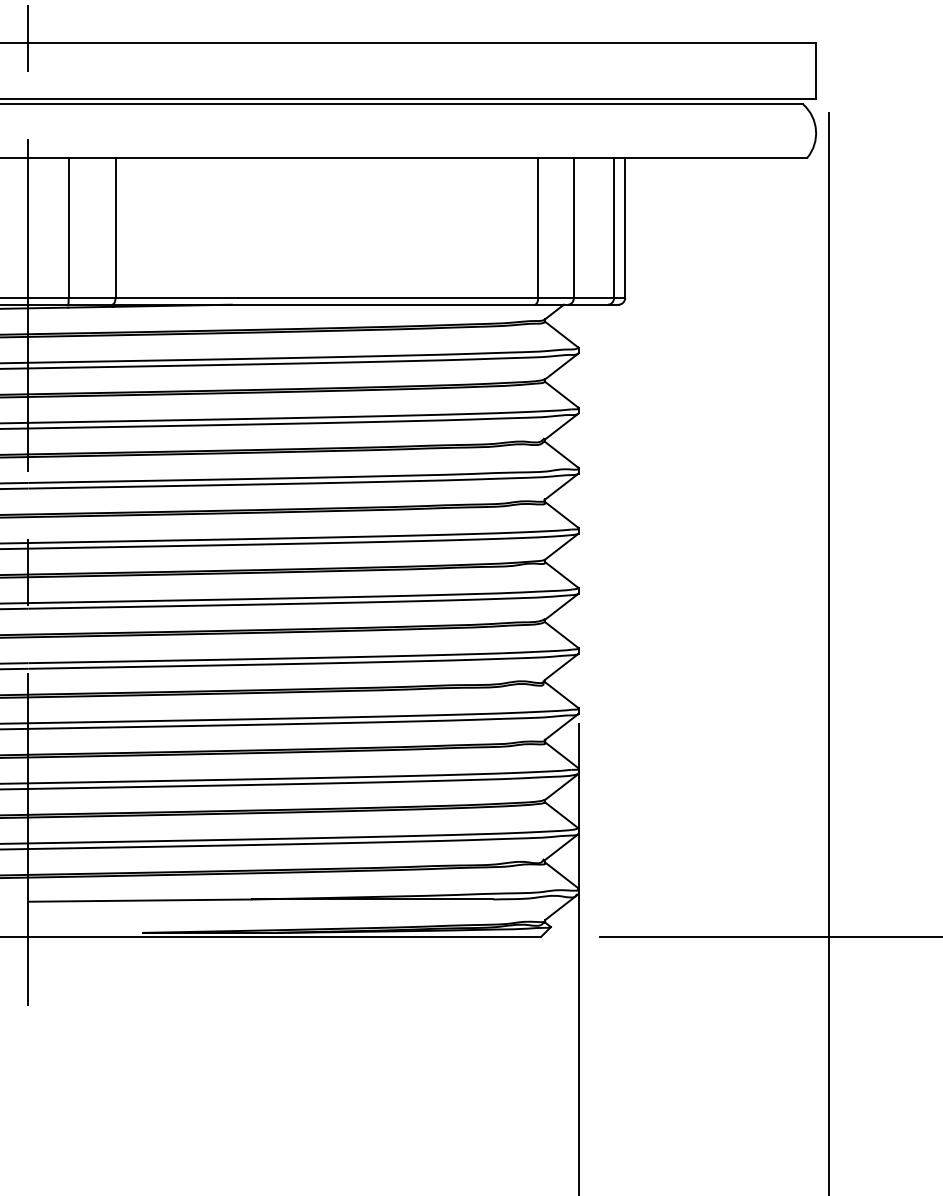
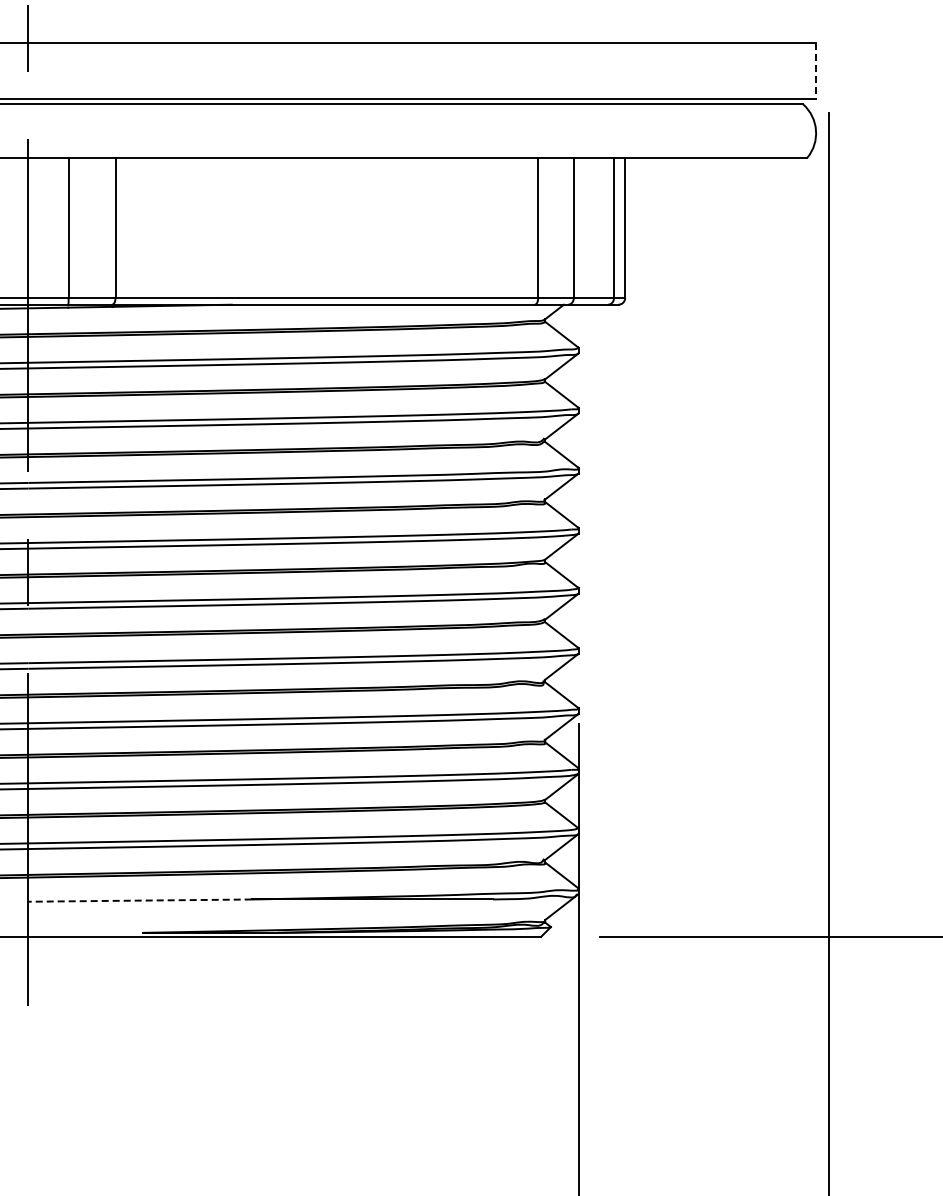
line: solid -> dashed (816, 71)
line: solid -> dashed (140, 900)
